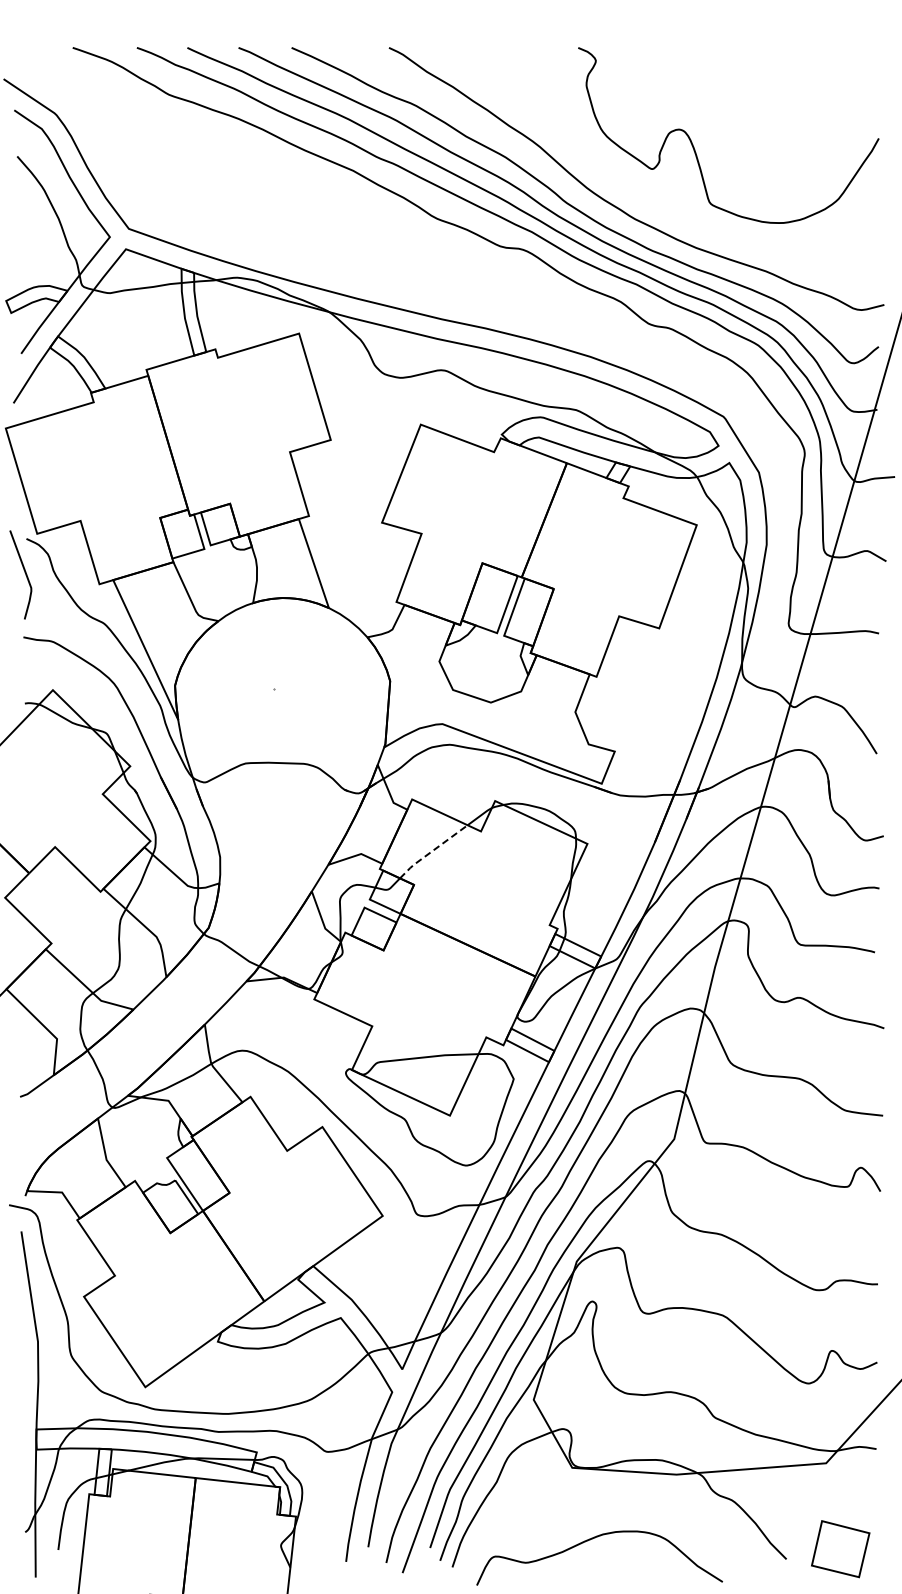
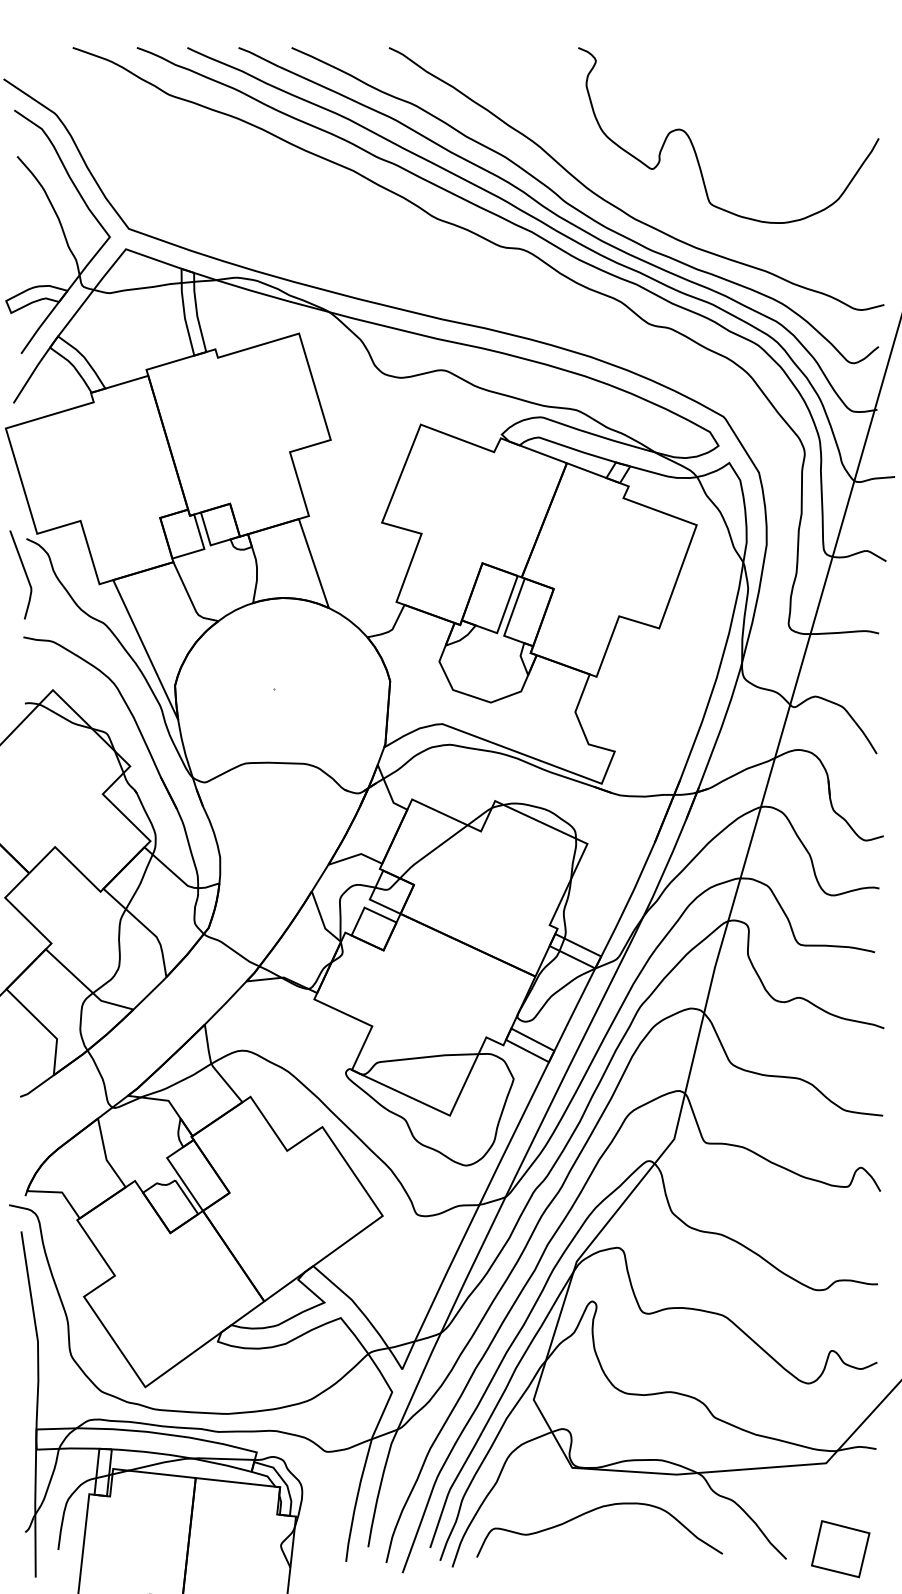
line: dashed -> solid (432, 851)
curve position: (590, 1540) -> (590, 1512) (590, 1512)
